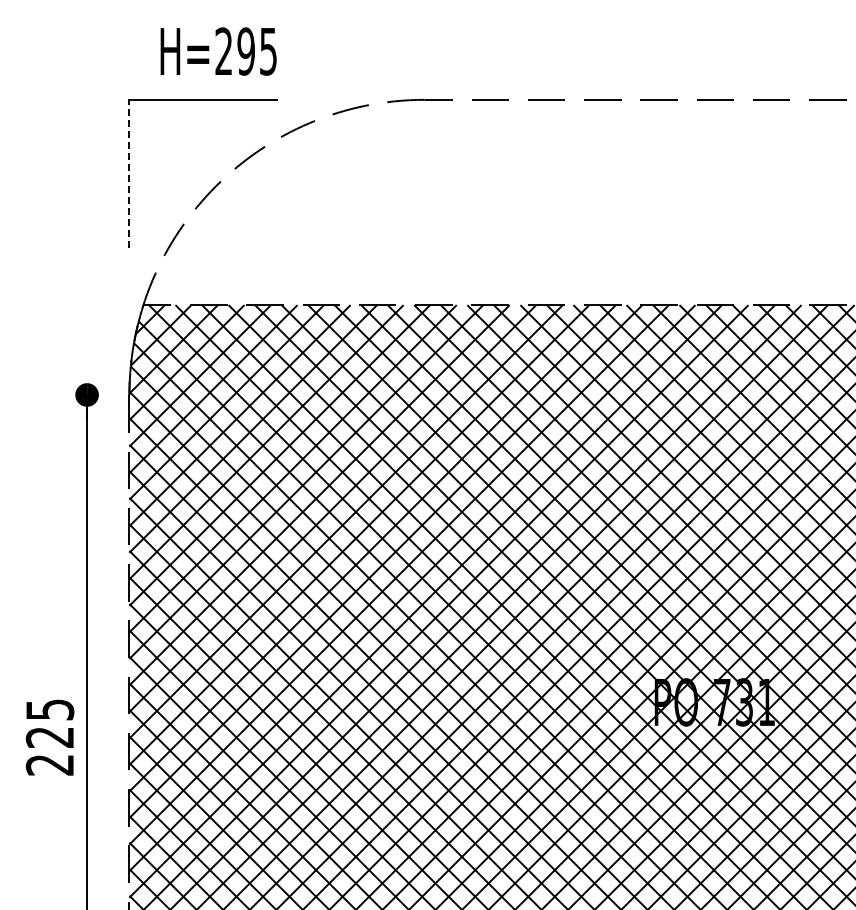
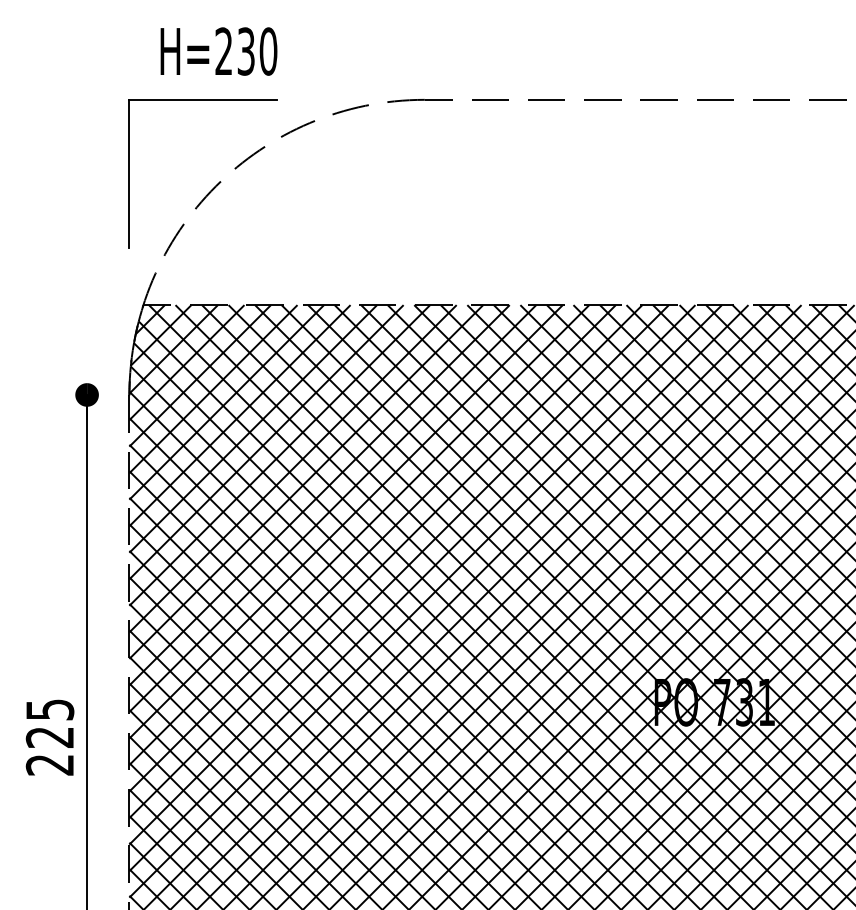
text: H=295 -> H=230 (257, 51)
line: dashed -> solid (129, 173)
